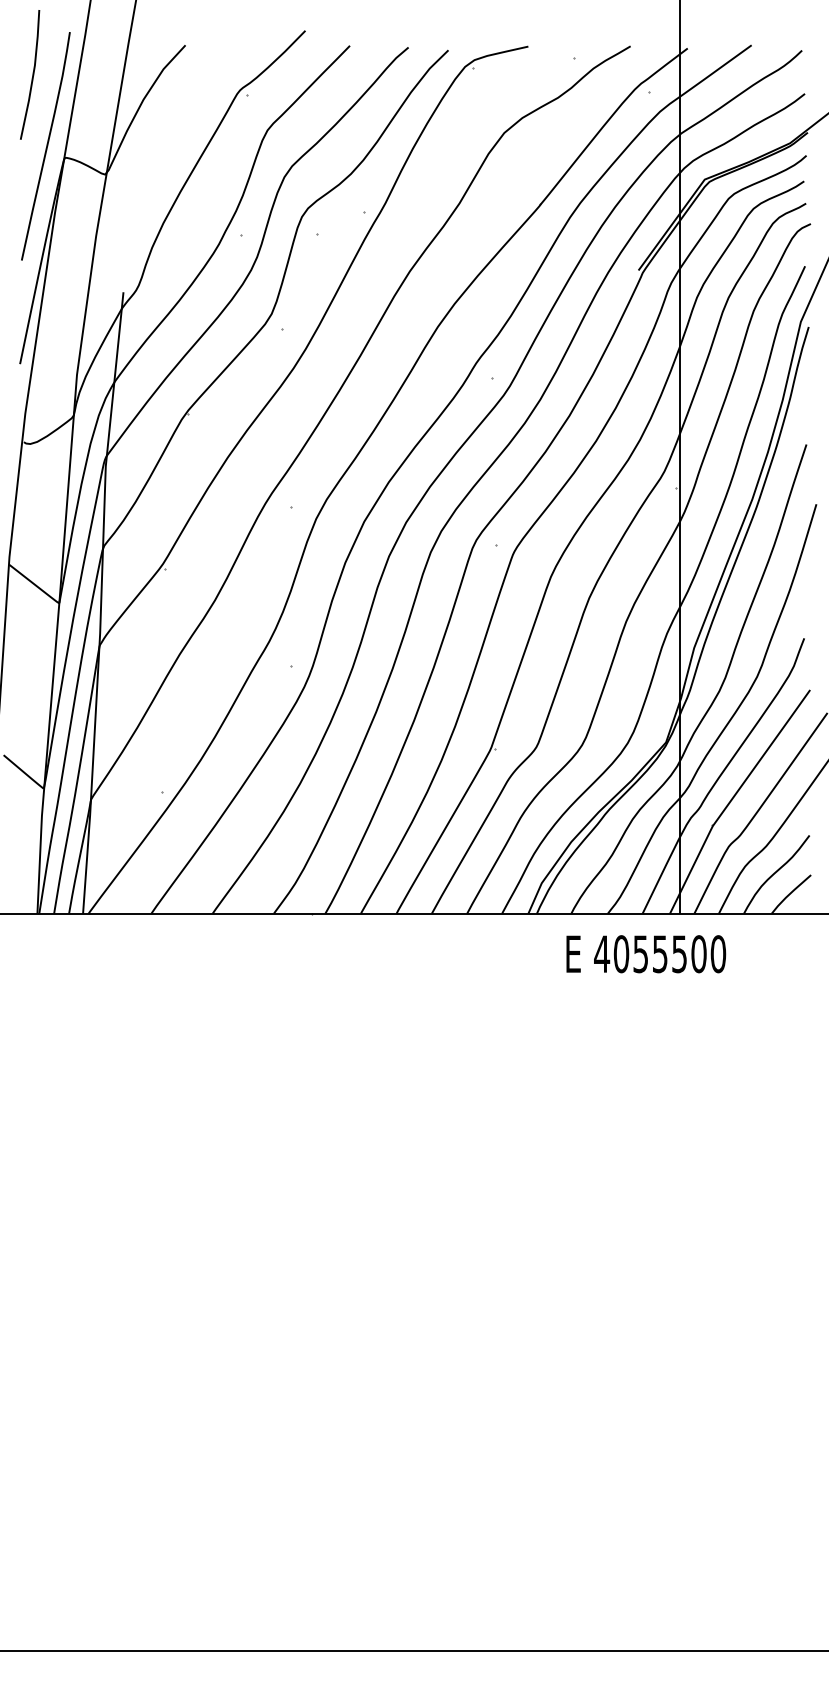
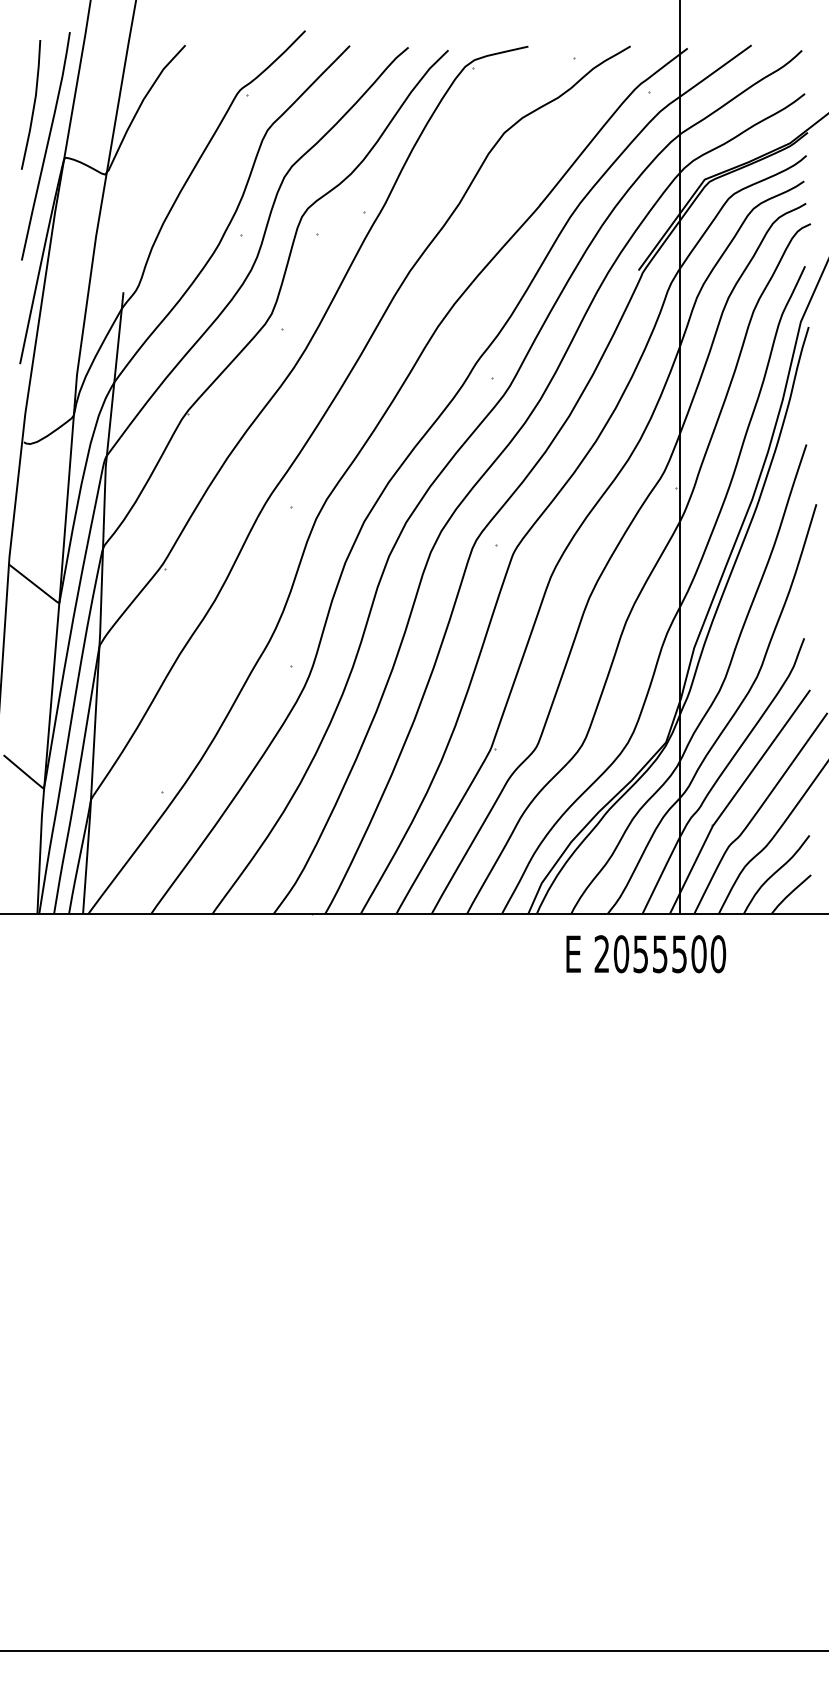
line position: (32, 74) -> (33, 104) (33, 104)
text: 4055500 -> 2055500 (602, 953)
